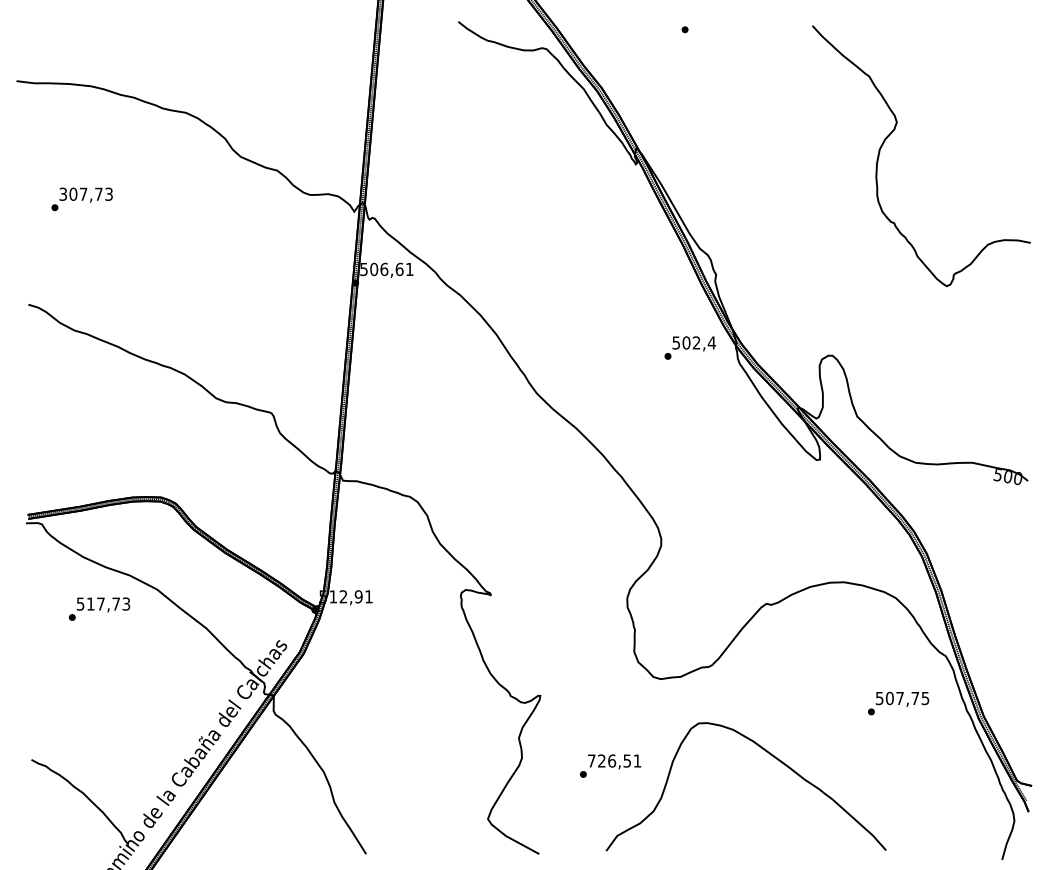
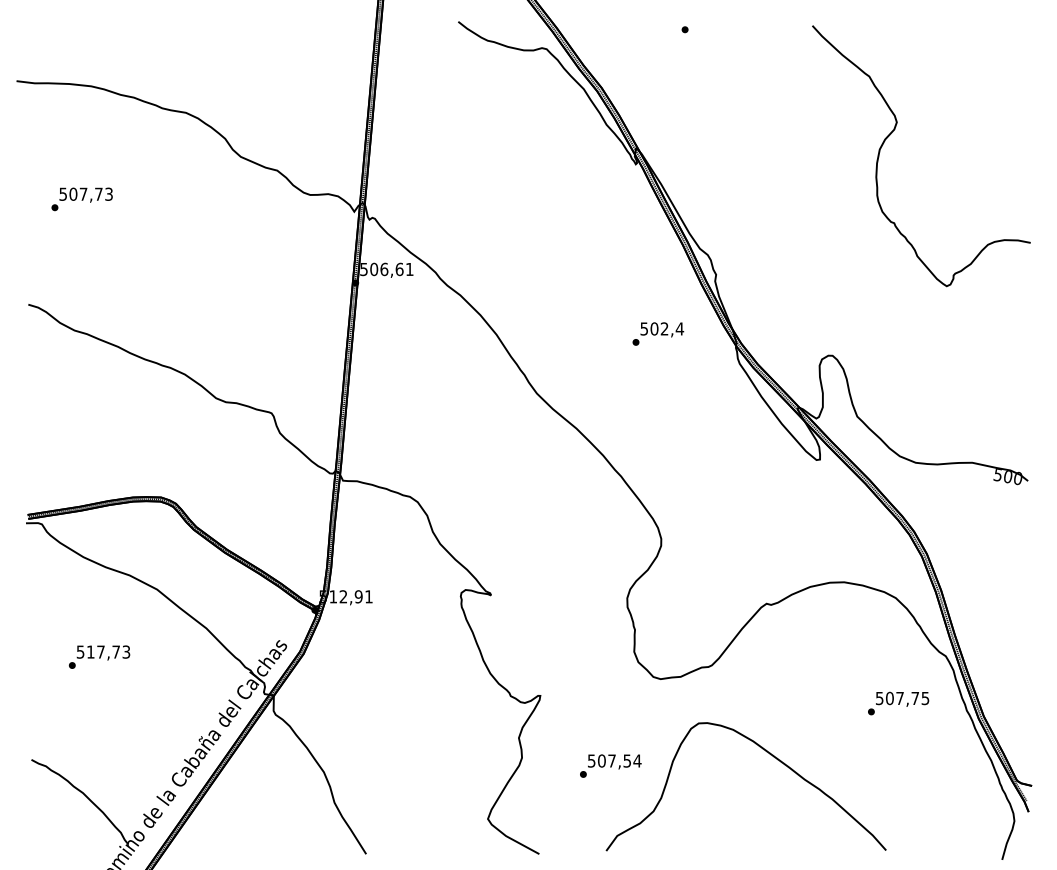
text: 307,73 -> 507,73 (62, 193)
text position: (690, 347) -> (658, 333) (658, 333)
text position: (99, 608) -> (99, 656) (99, 656)
text: 726,51 -> 507,54 (614, 760)
